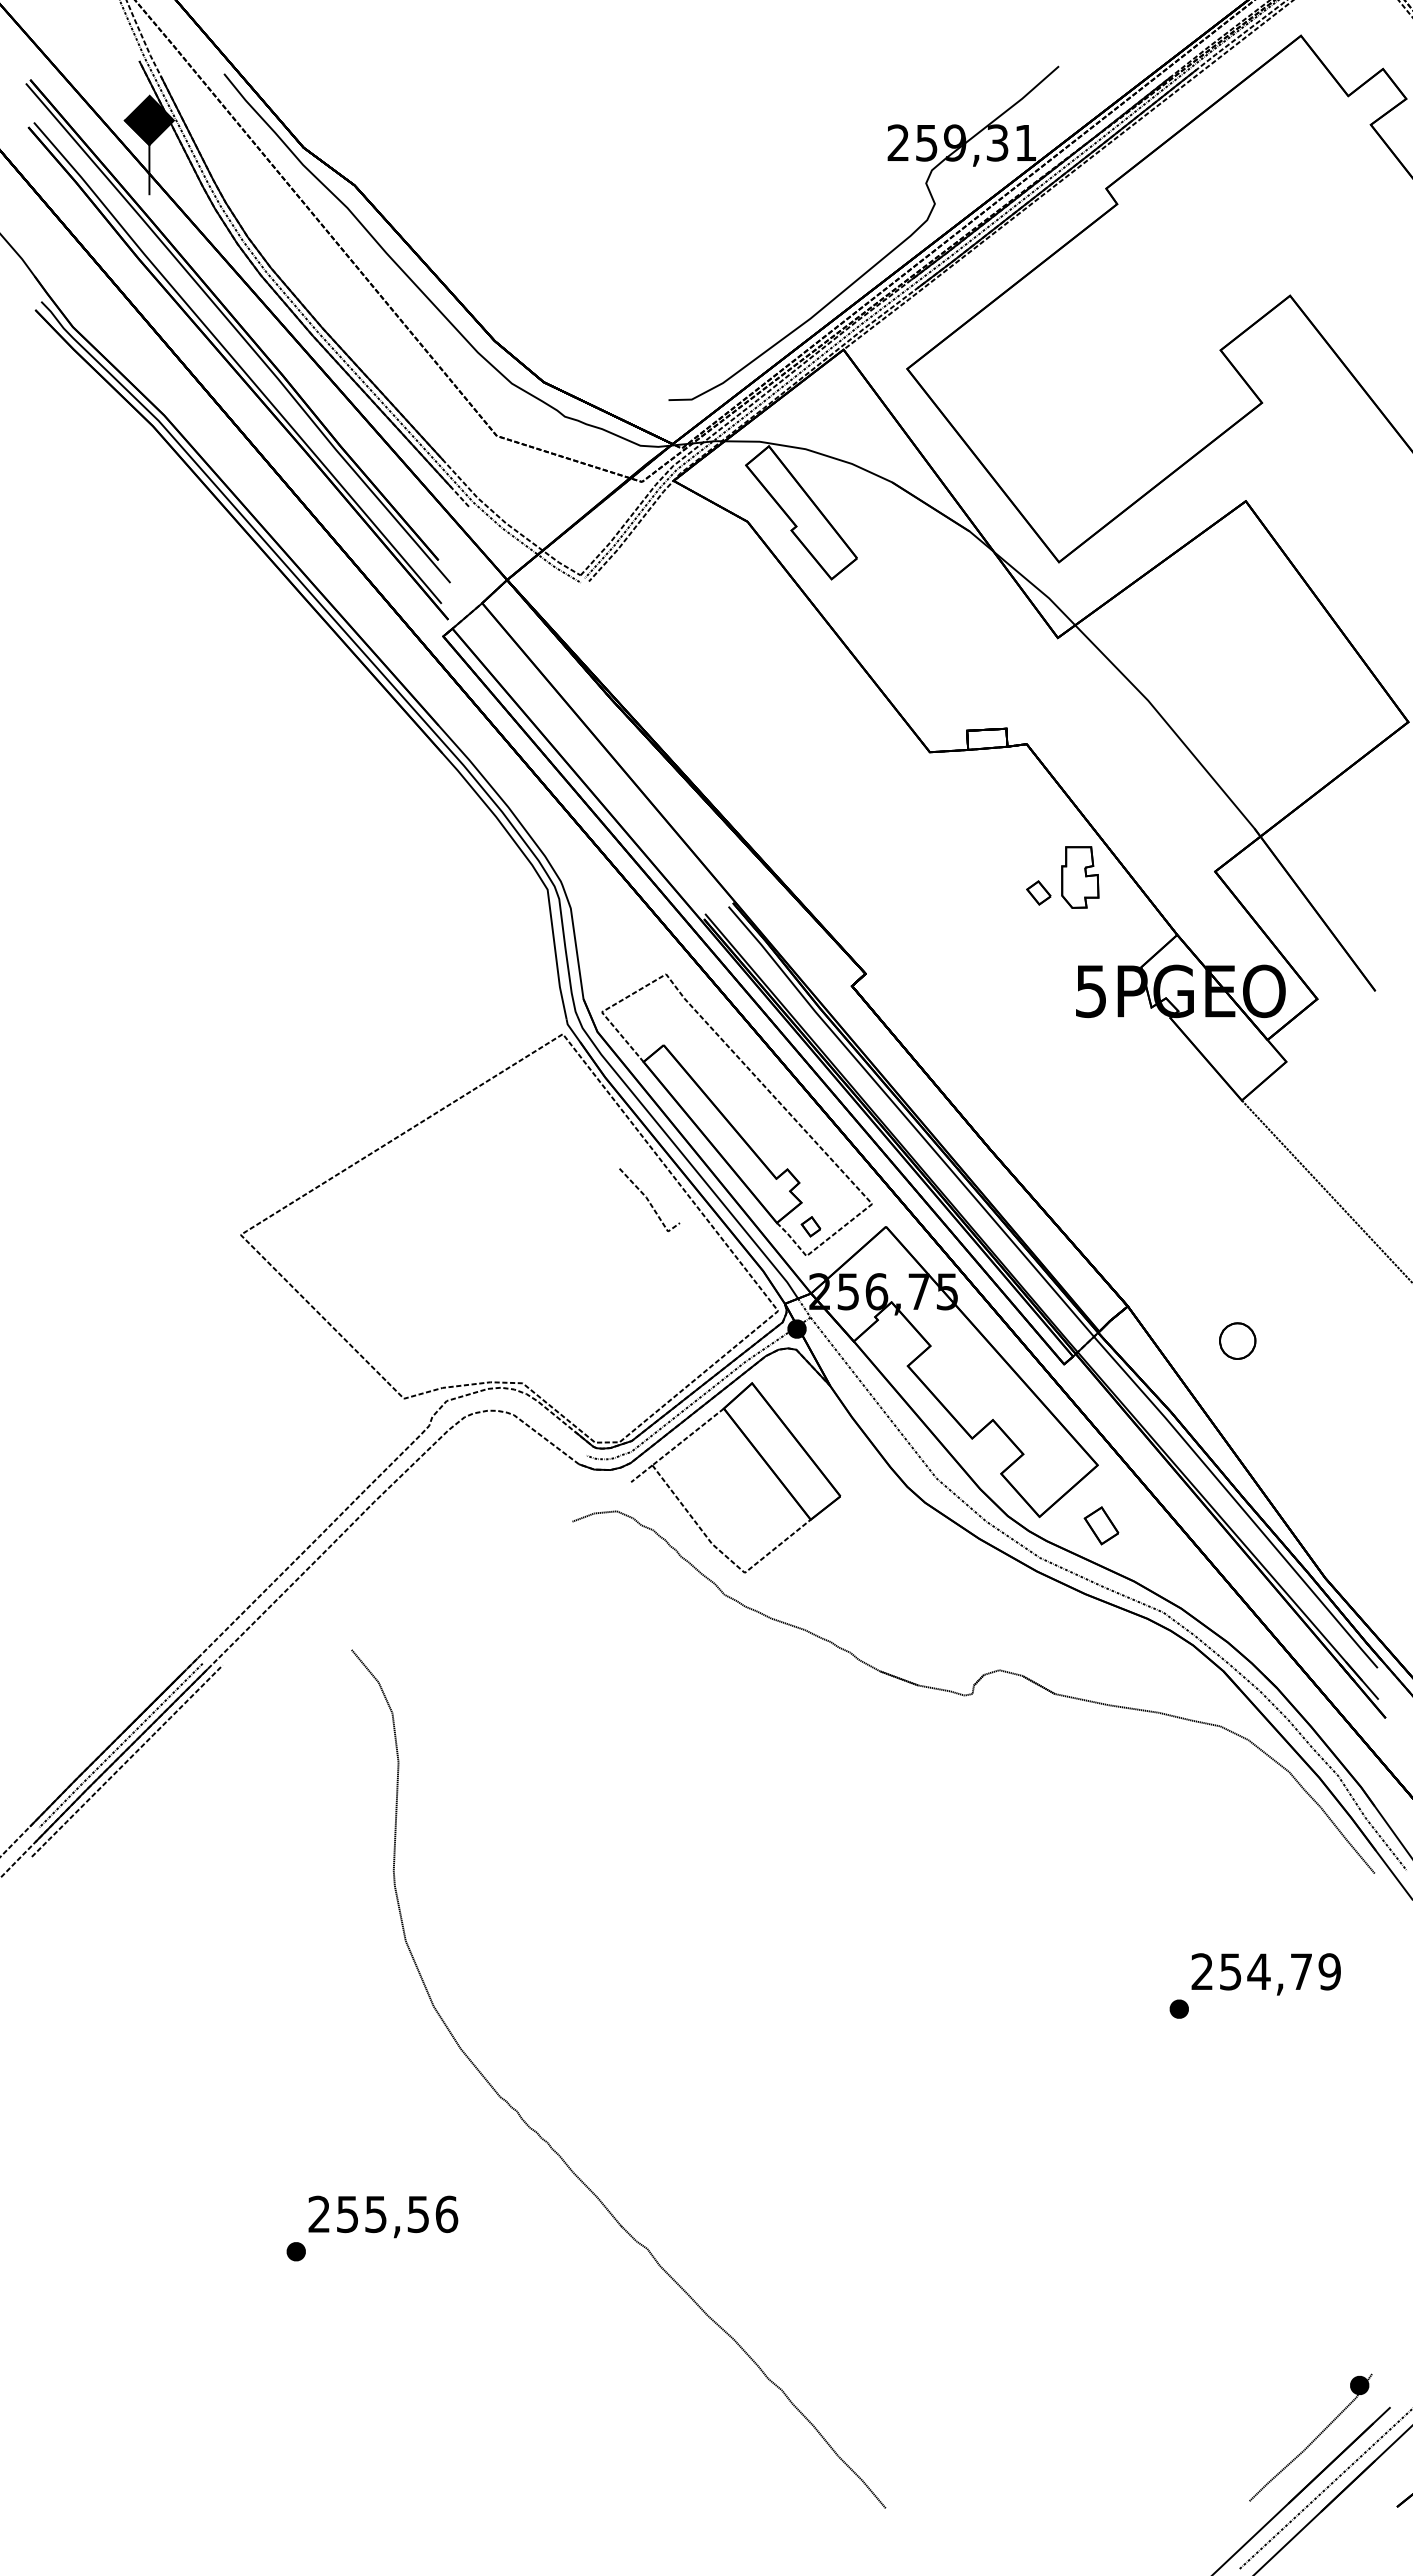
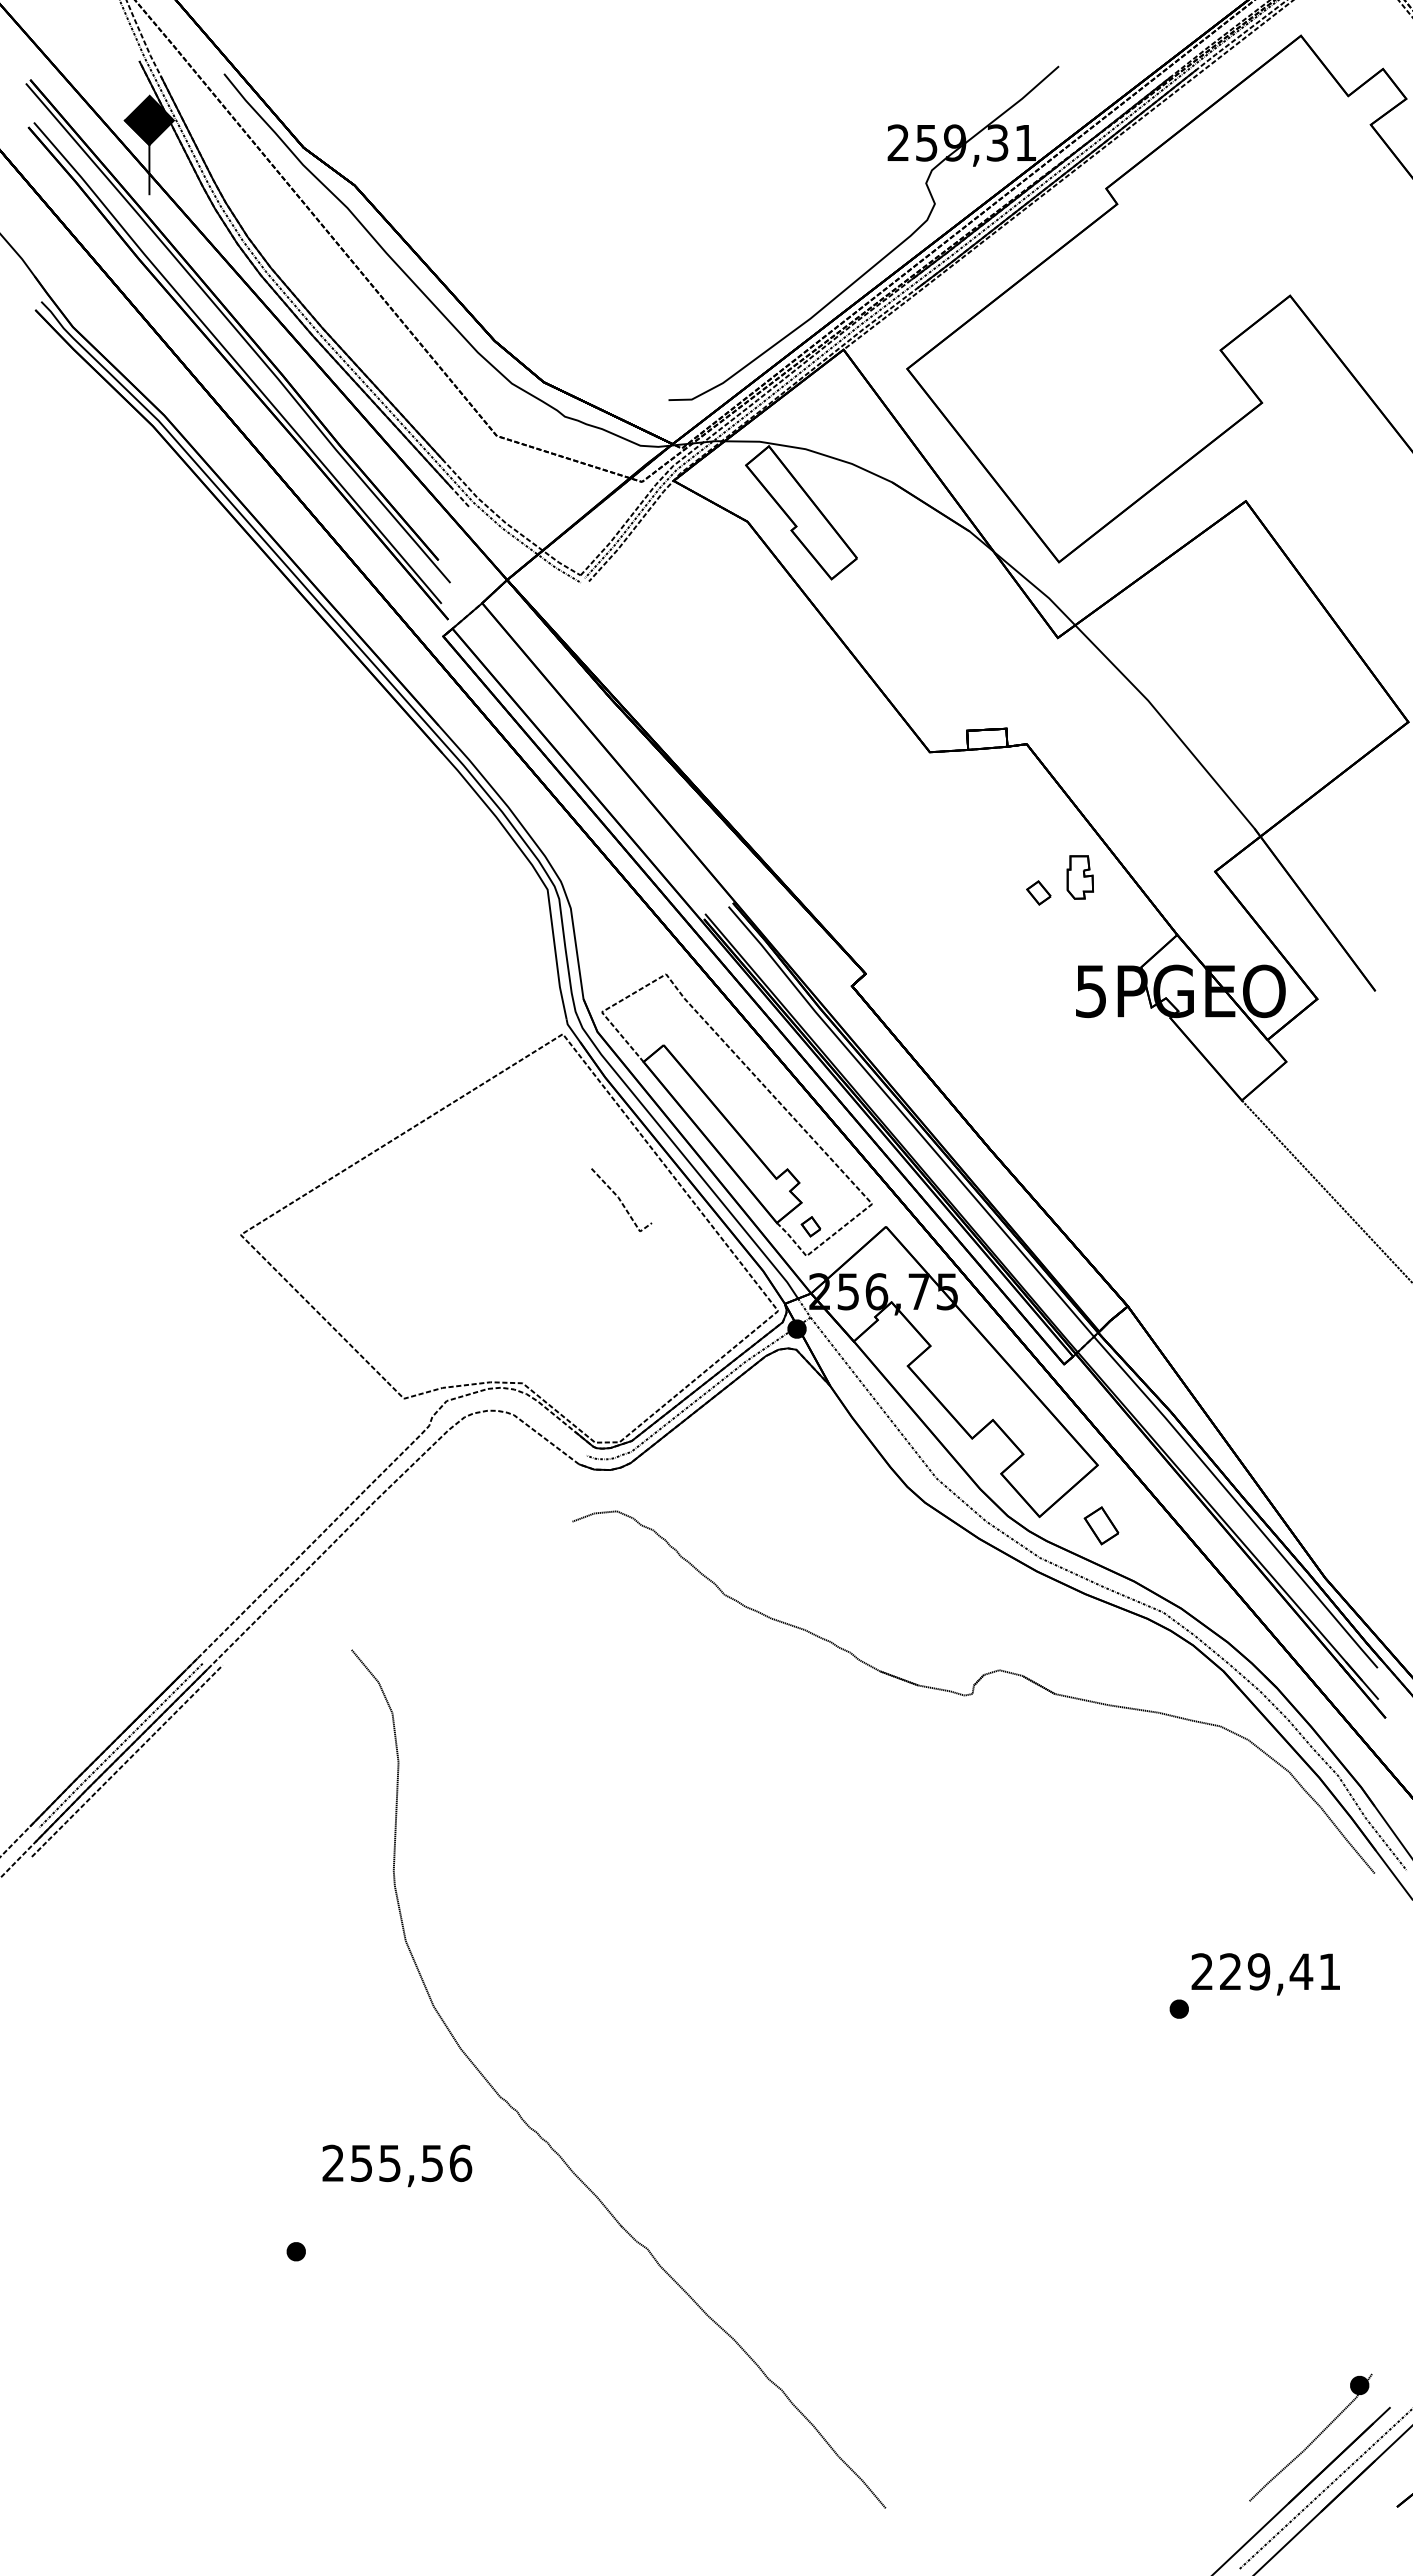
part size: 39x63 px -> 28x45 px (1079, 877)
line position: (649, 1200) -> (621, 1200) (621, 1200)
part: present -> none (1237, 1340)
part: present -> none (760, 1457)
text: 254,79 -> 229,41 (1280, 1971)
text position: (383, 2216) -> (397, 2165) (397, 2165)
